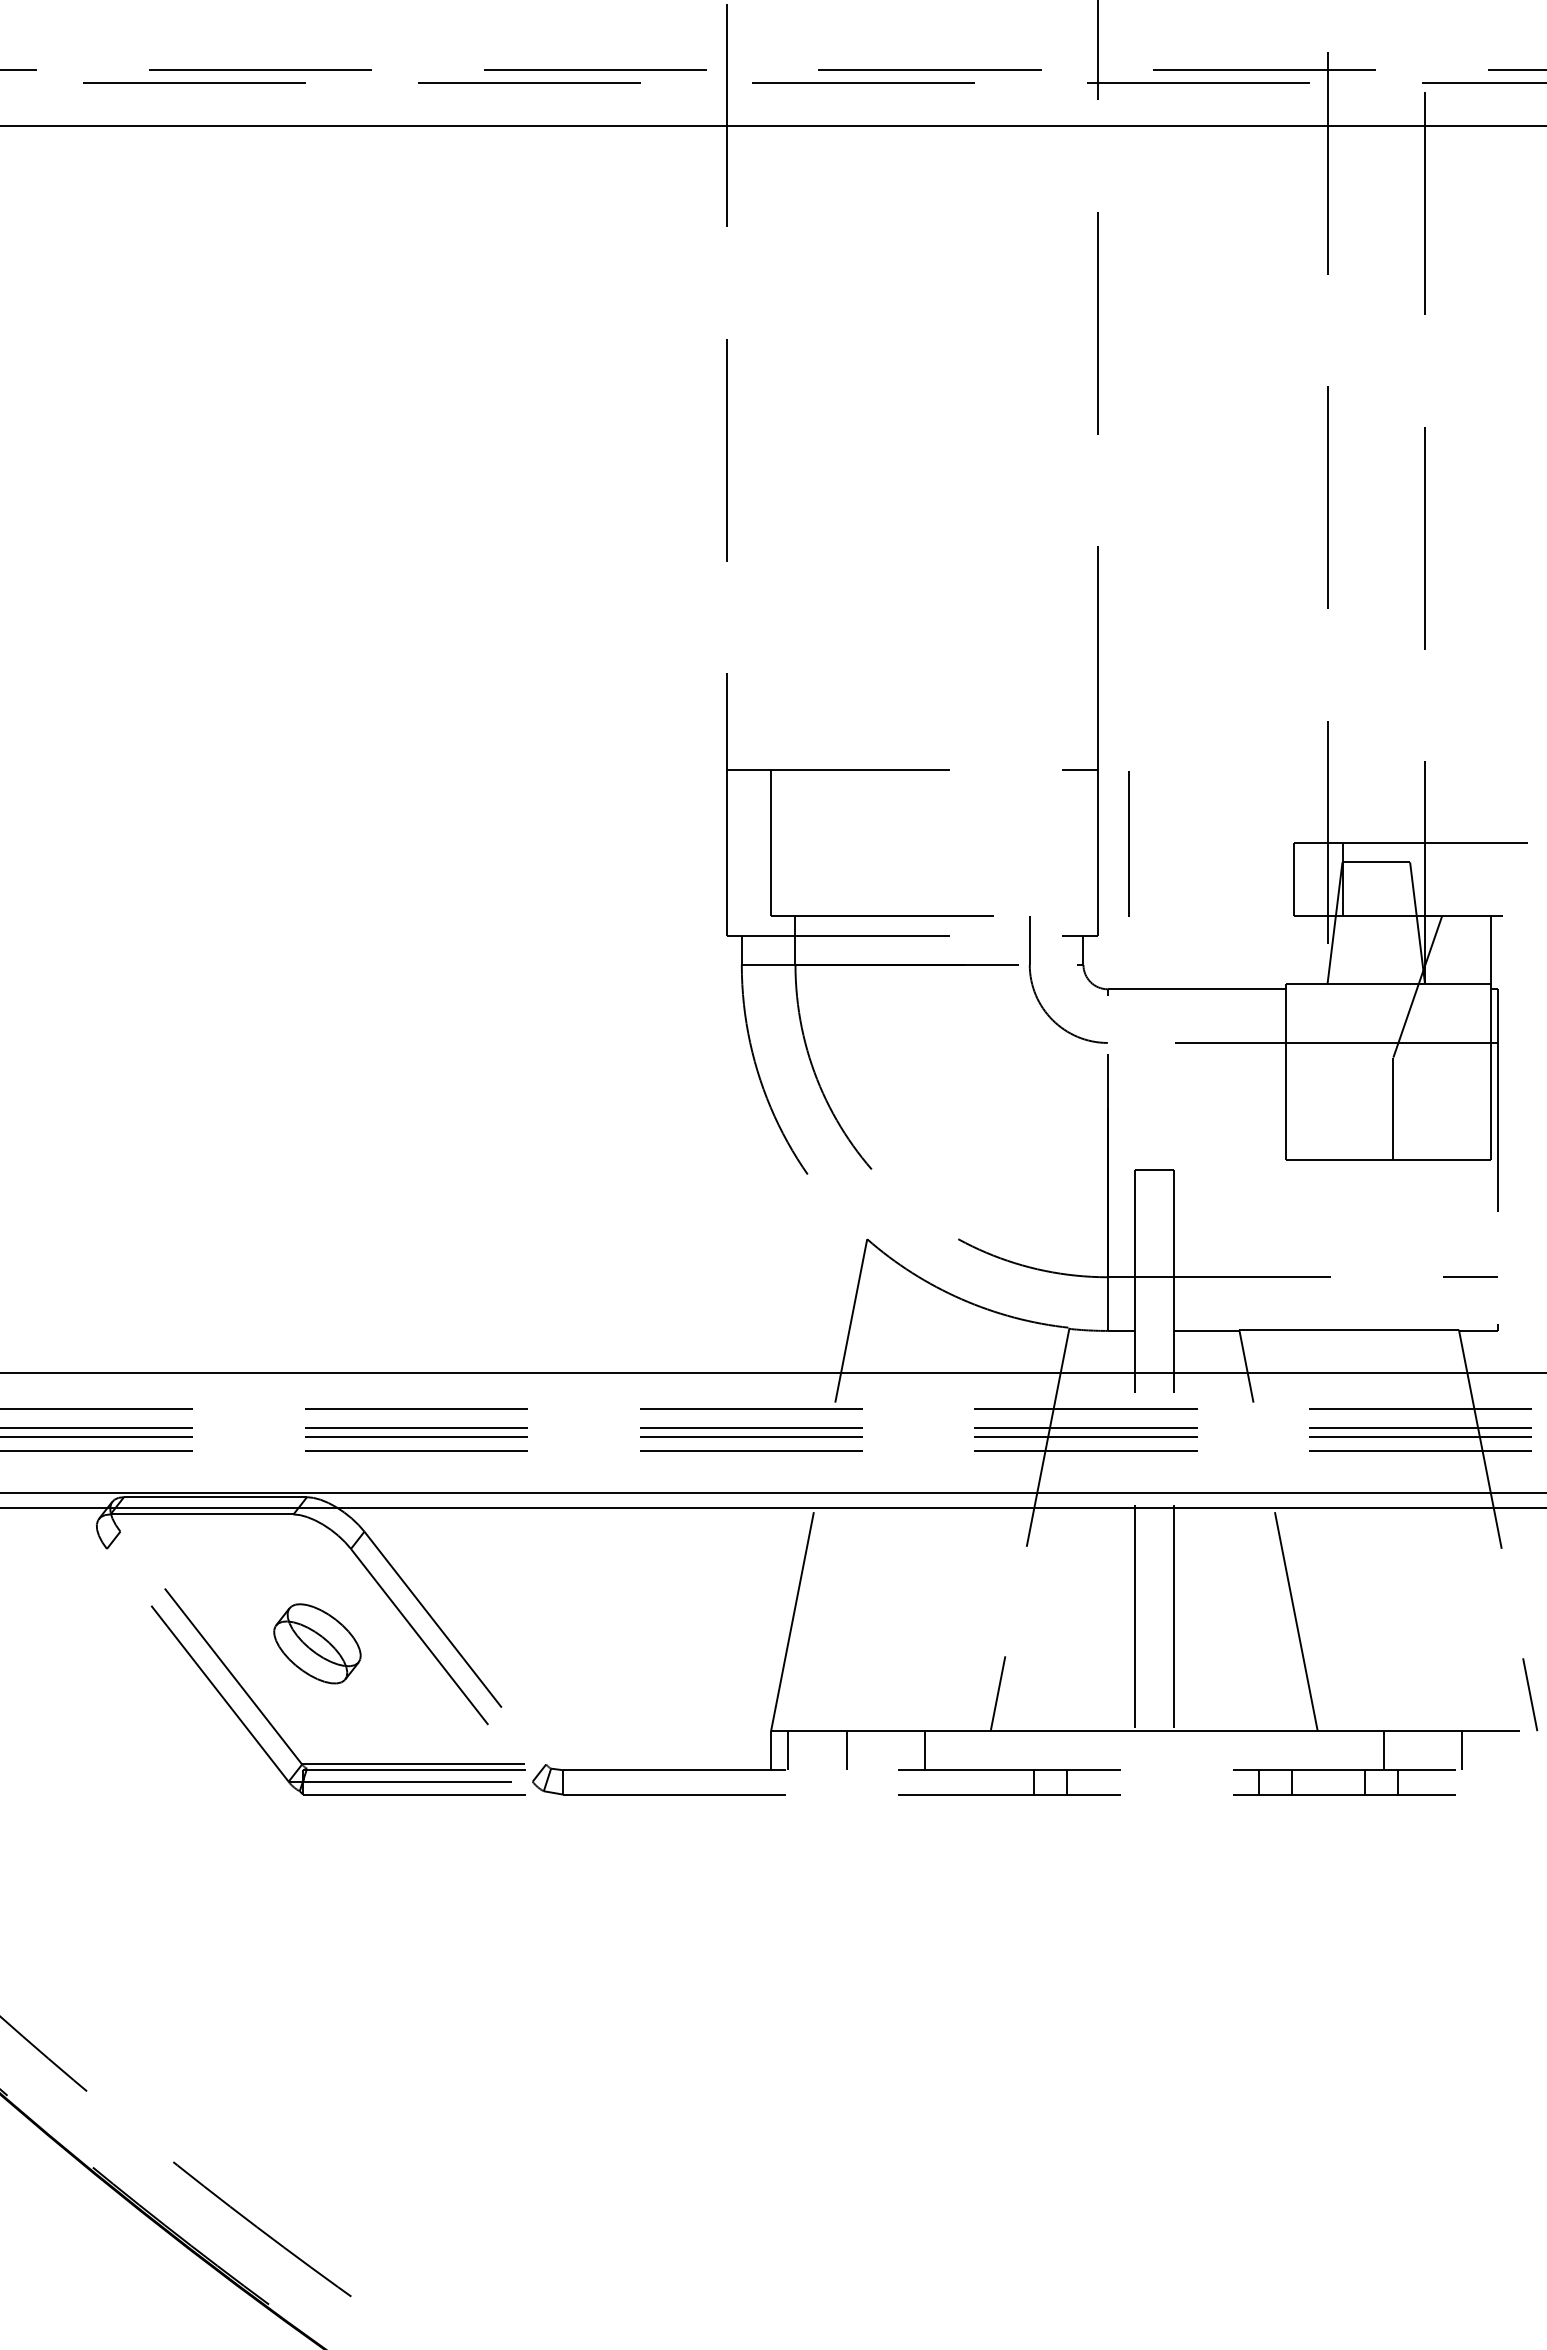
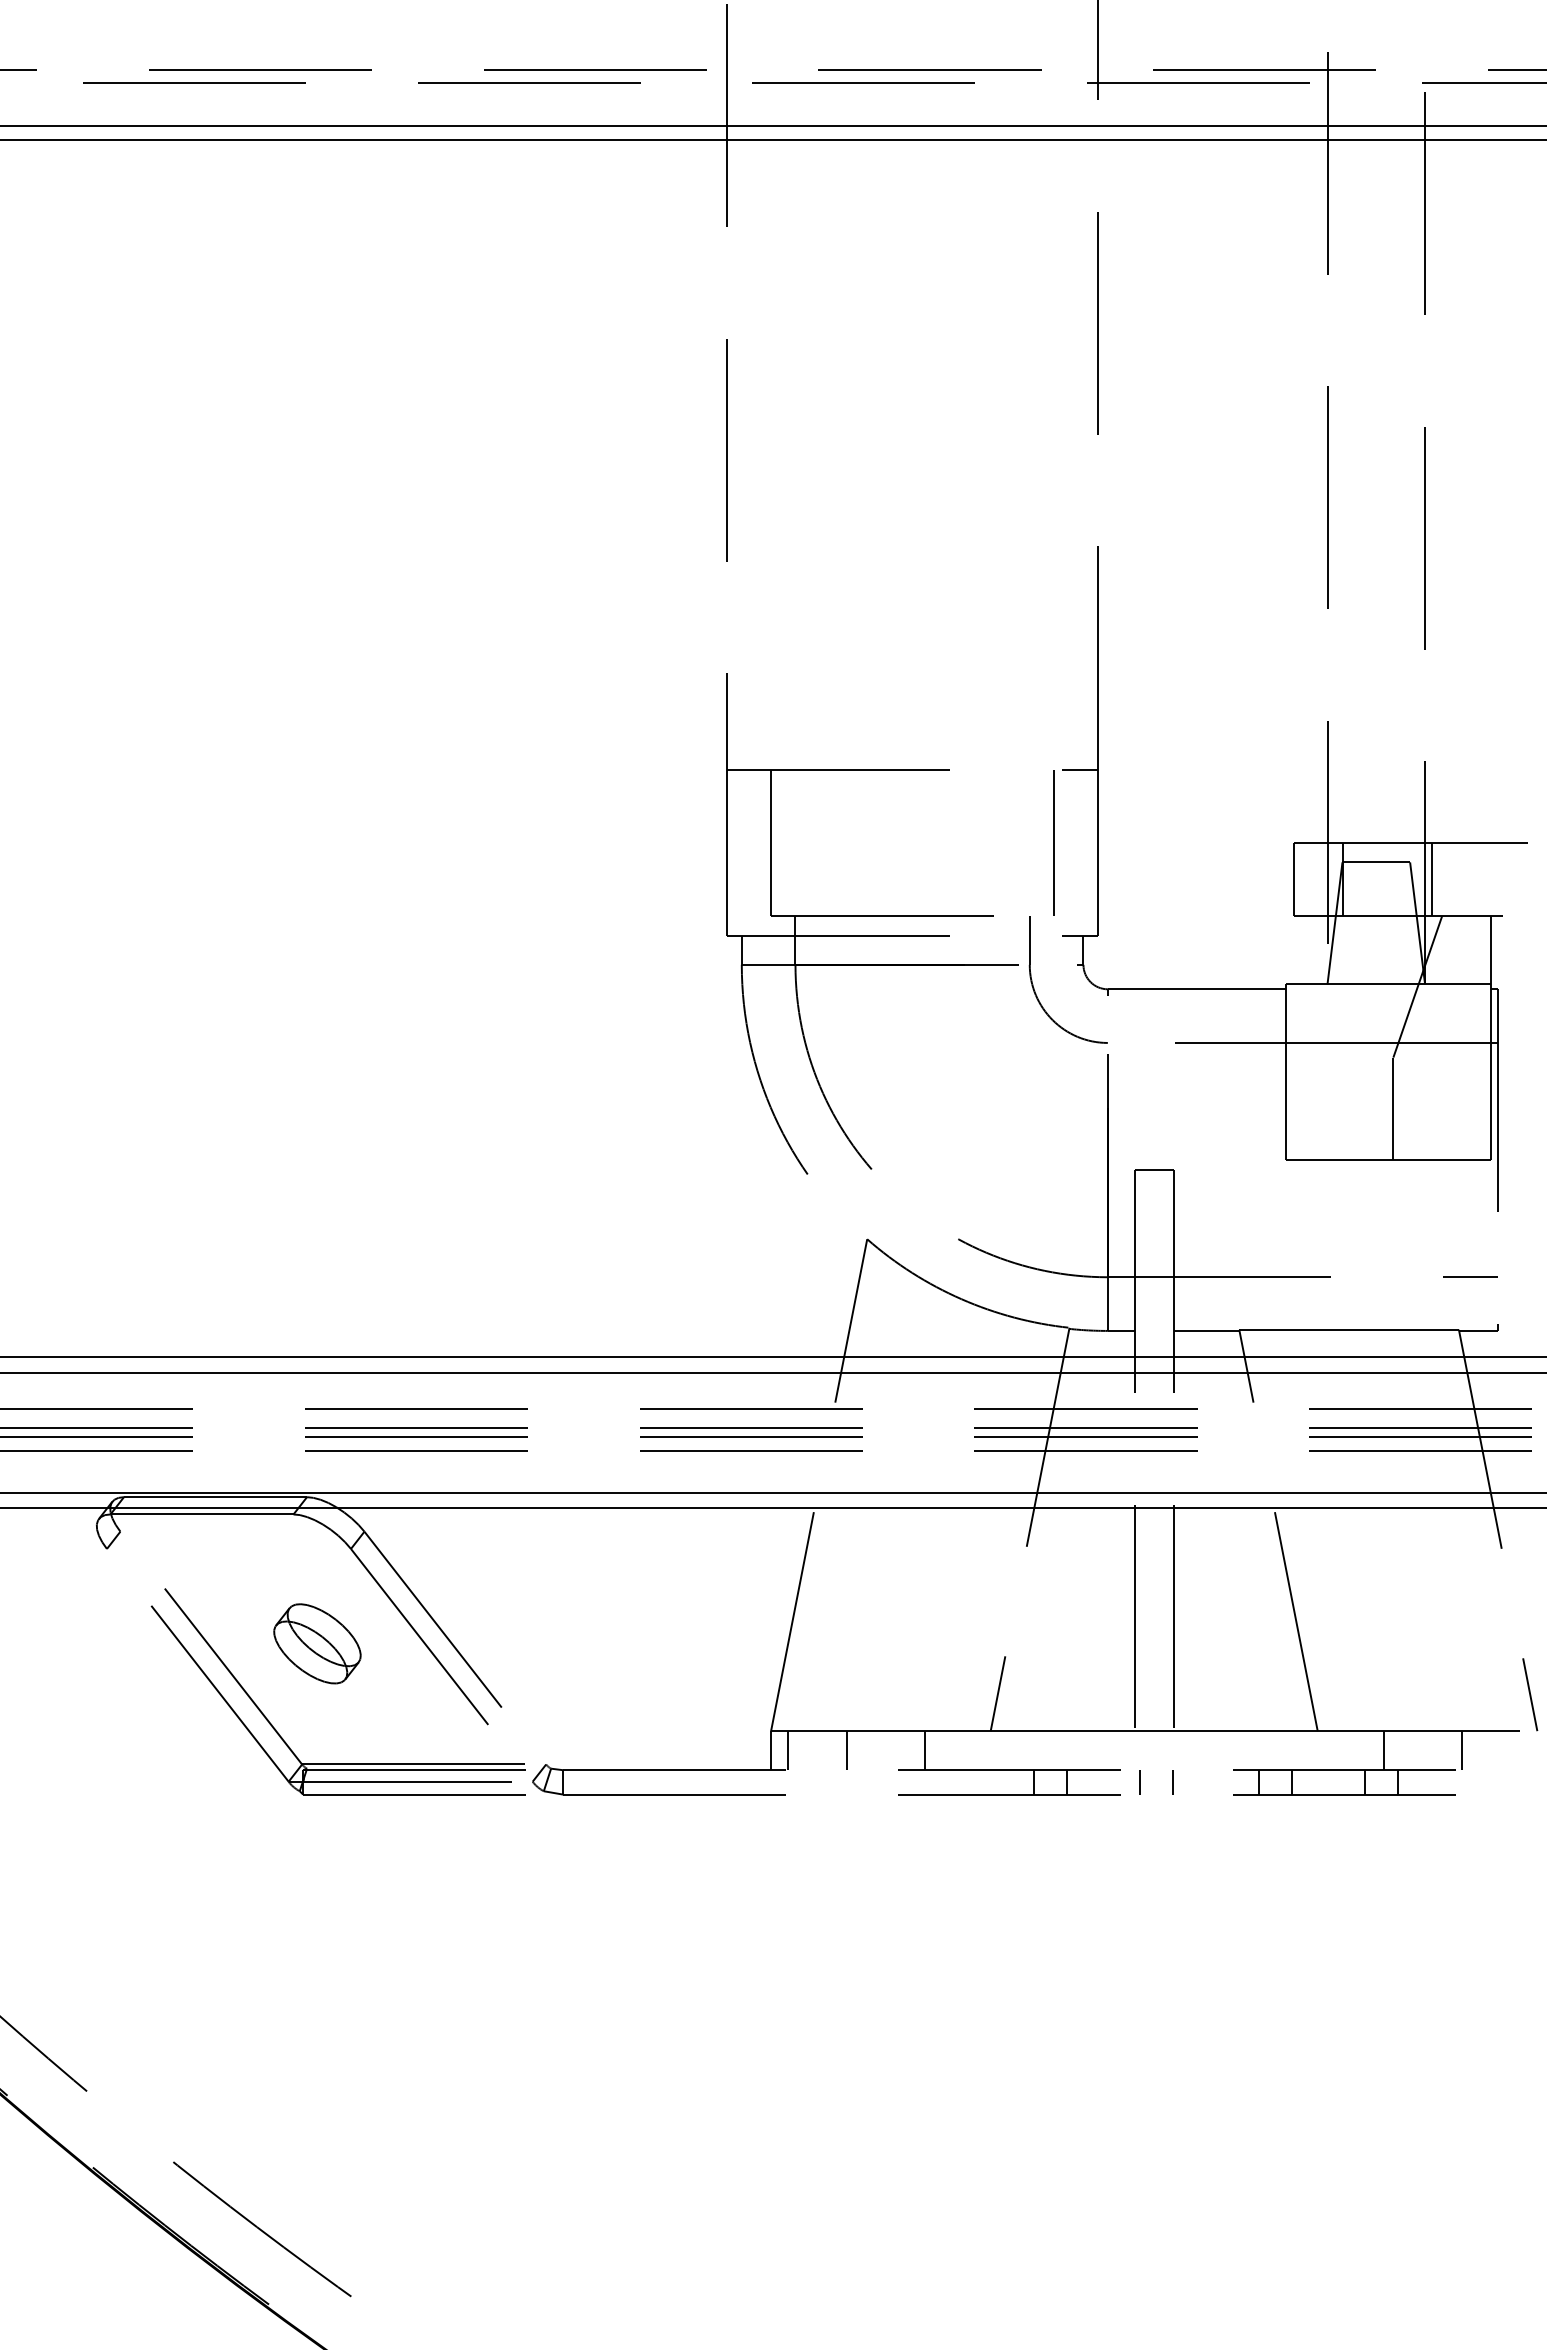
line: none -> present (772, 139)
line position: (1128, 843) -> (1053, 842) (1053, 842)
line: none -> present (1431, 879)
line: none -> present (772, 1357)
line: none -> present (1140, 1782)
line: none -> present (1173, 1782)
